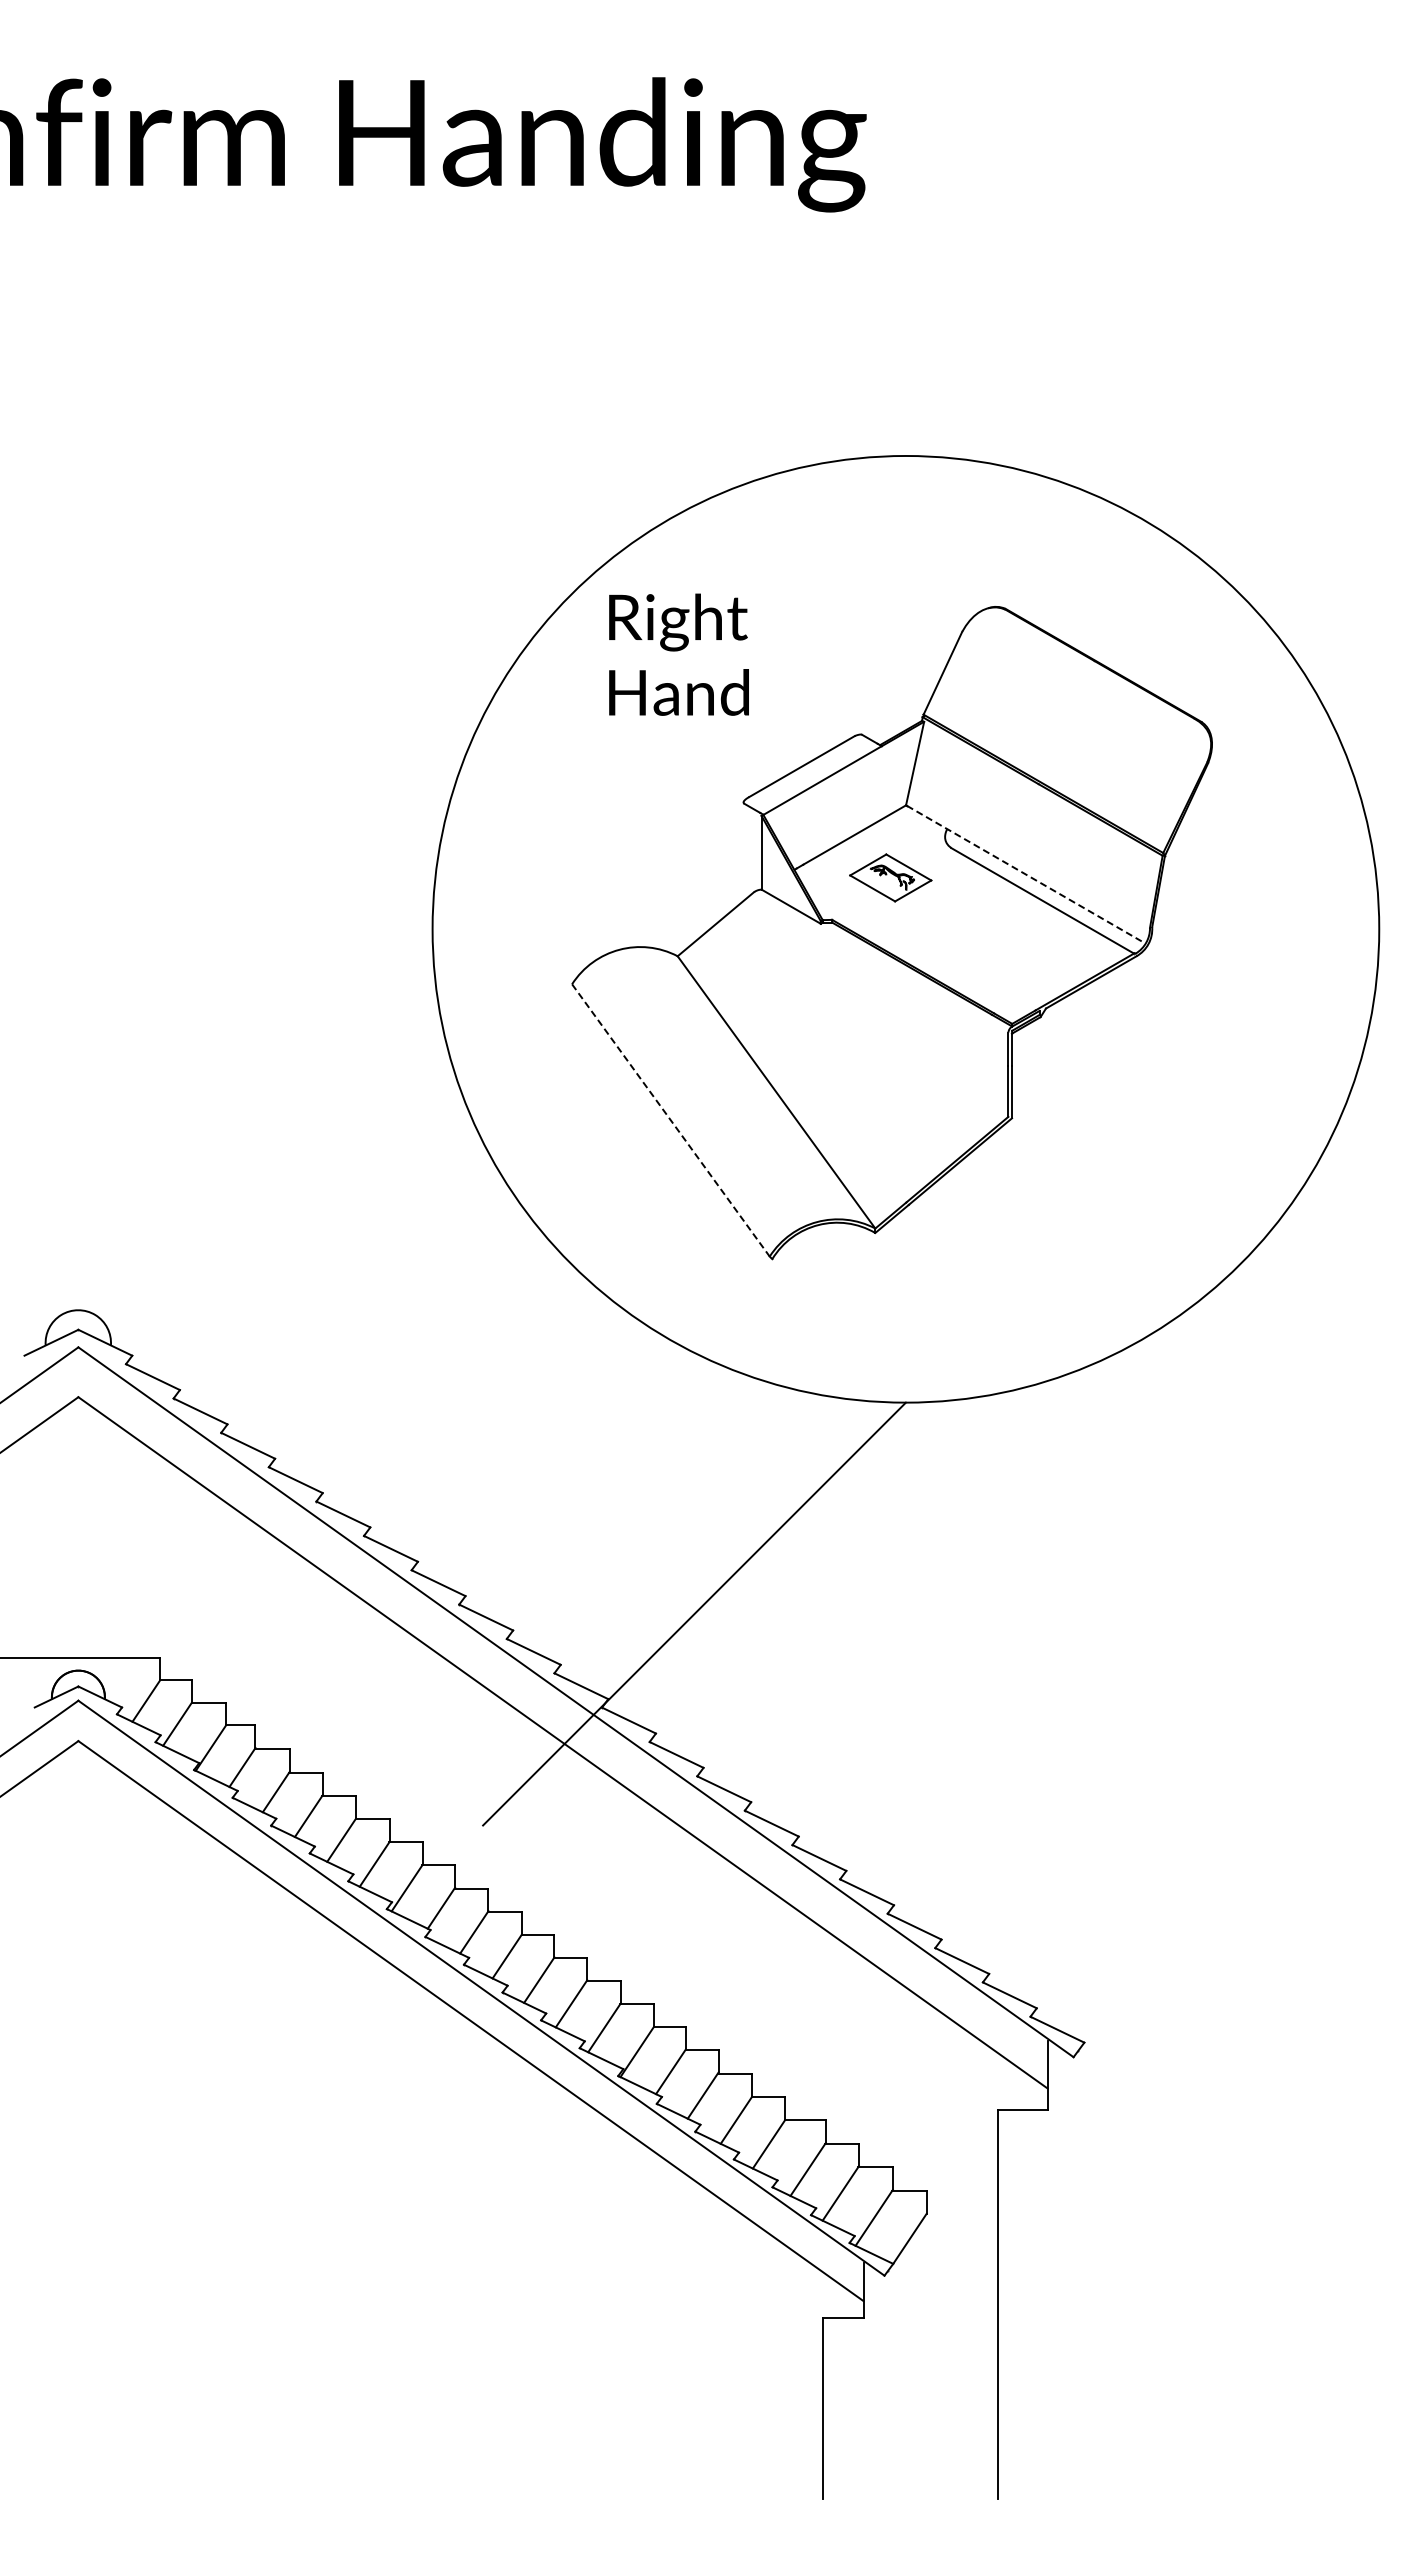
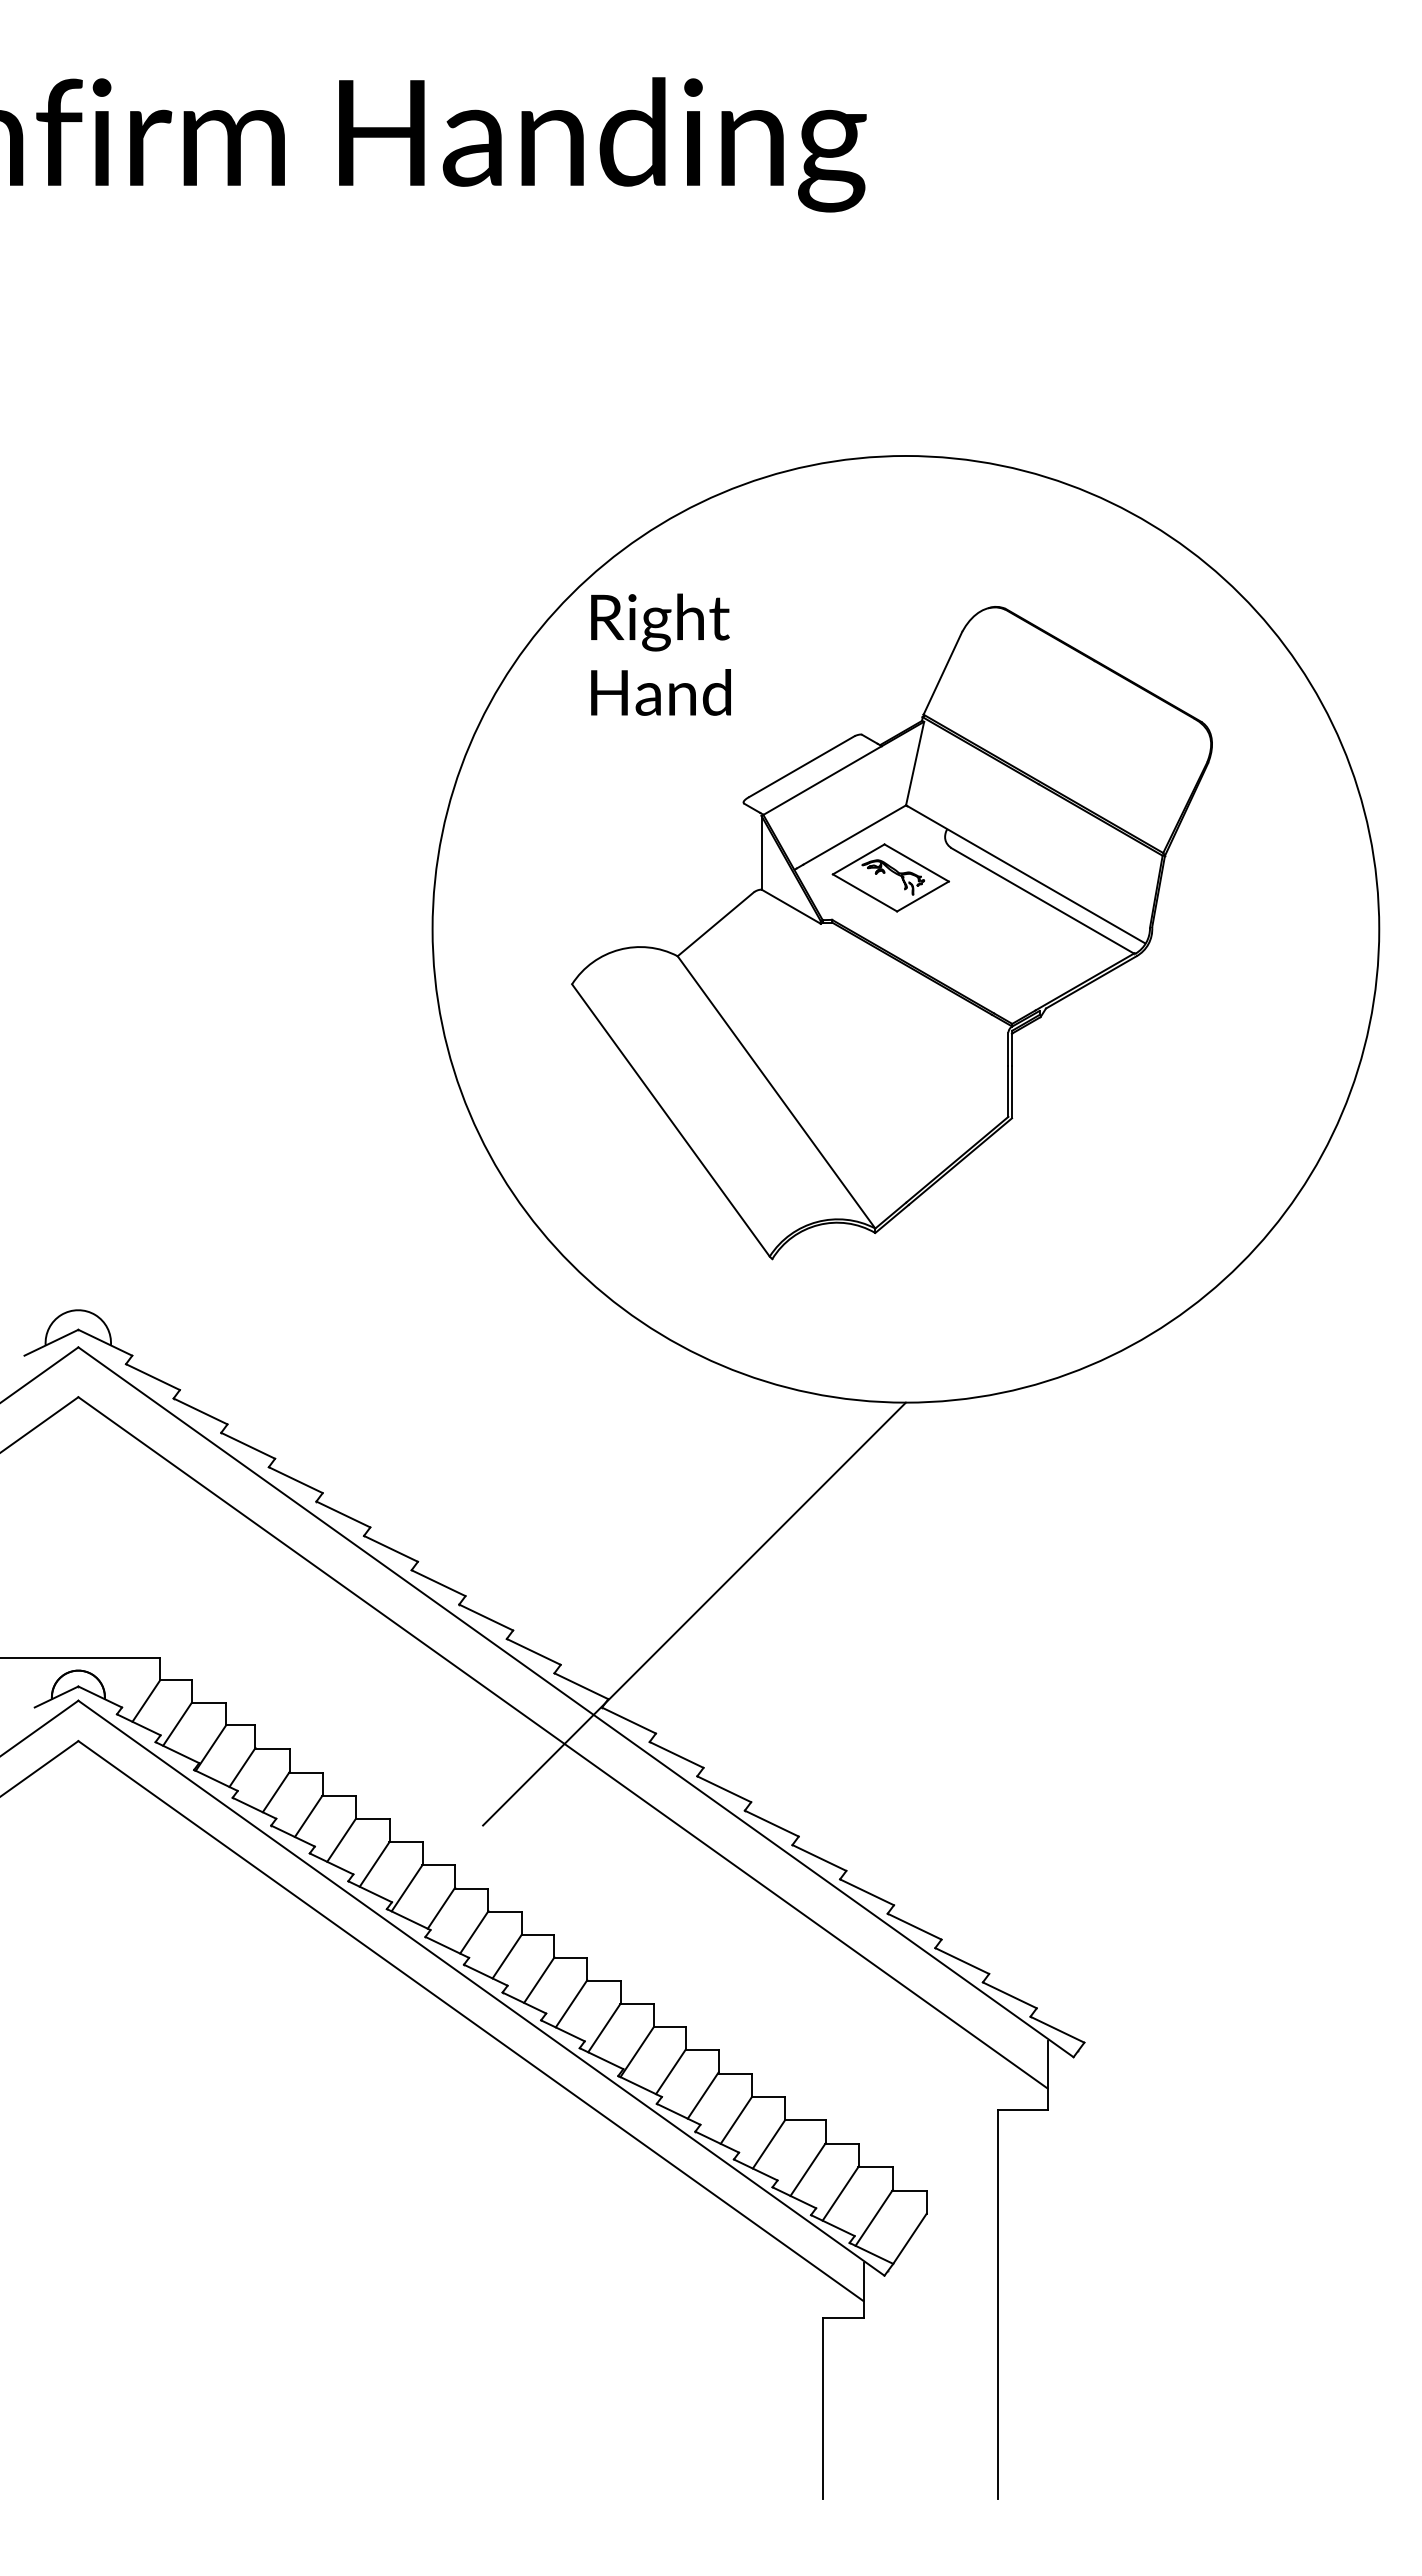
text position: (678, 654) -> (660, 654) (660, 654)
line: dashed -> solid (1026, 874)
part size: 84x50 px -> 119x70 px (890, 877)
line: dashed -> solid (671, 1120)
